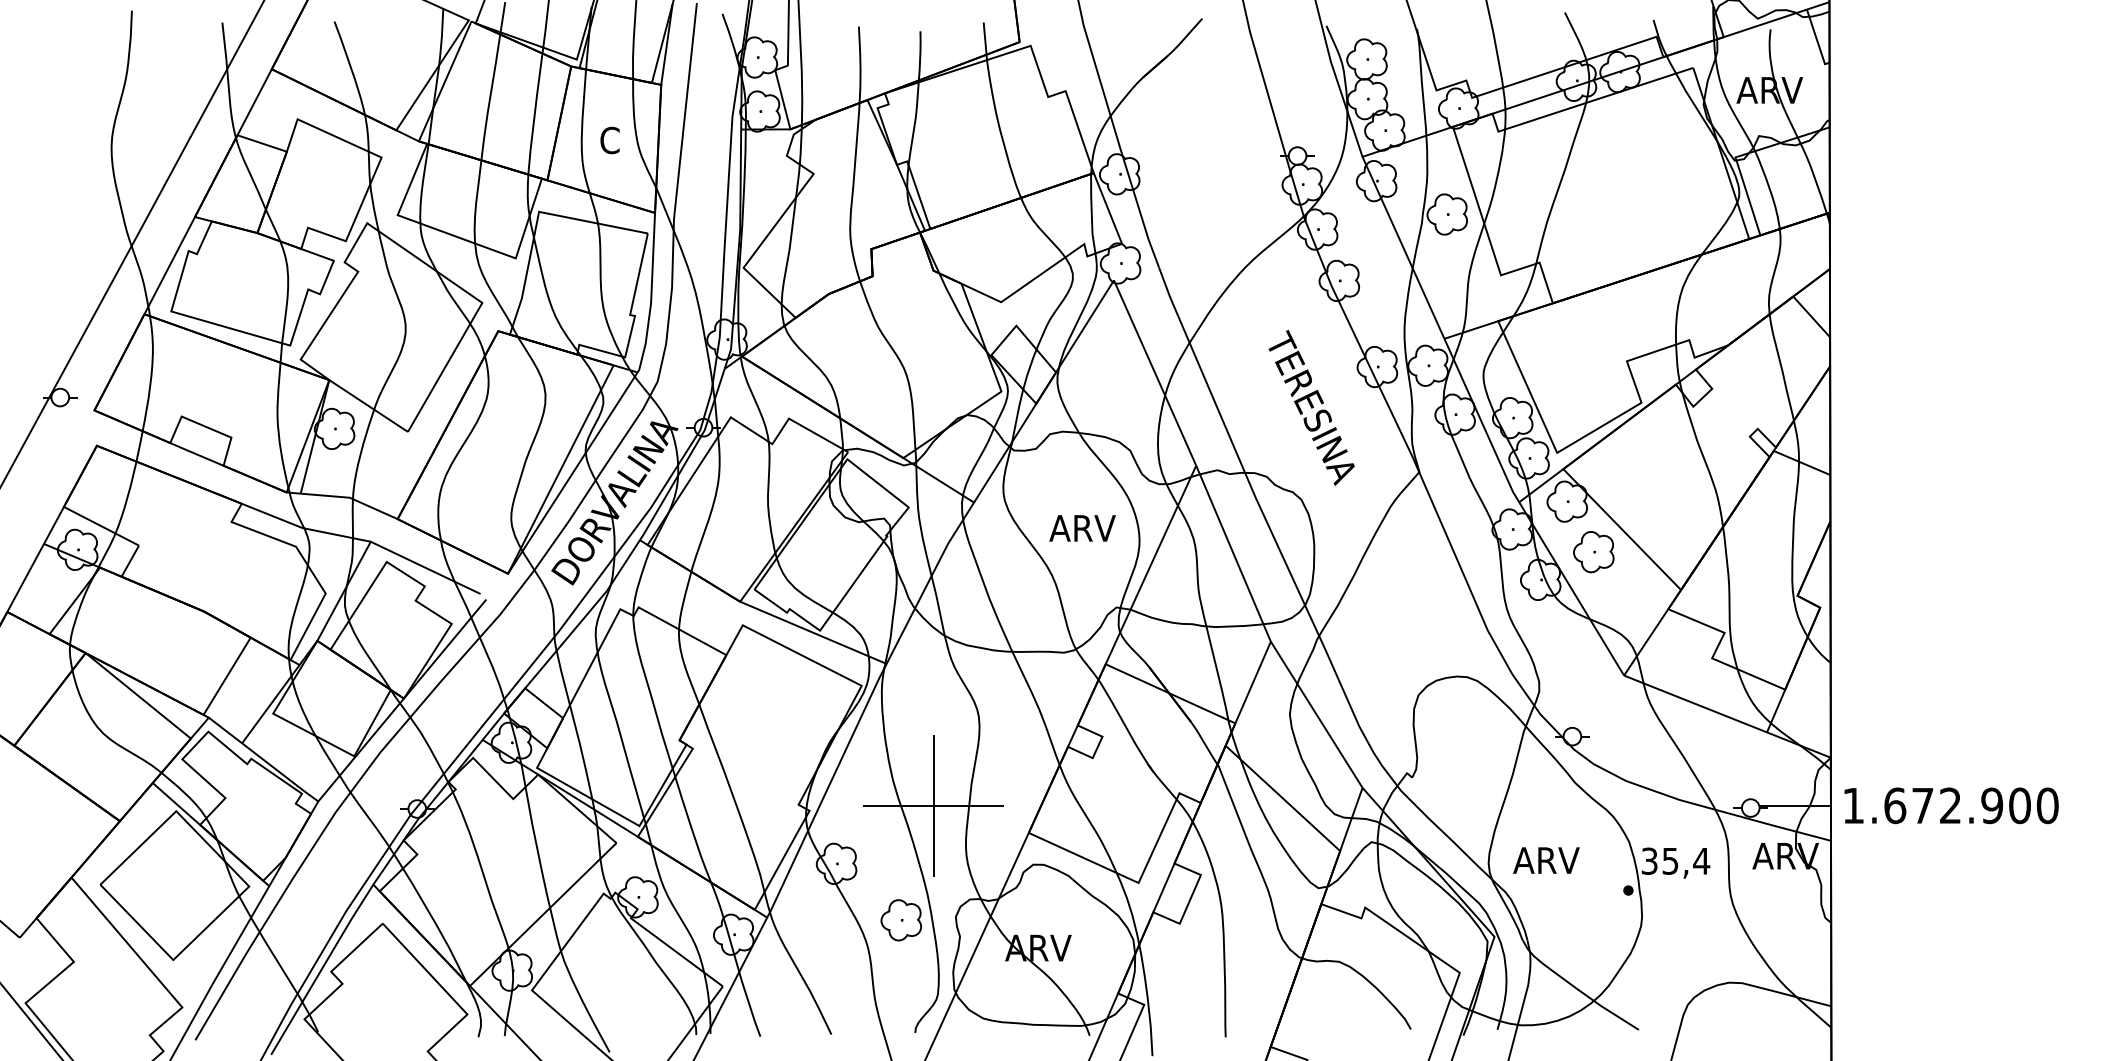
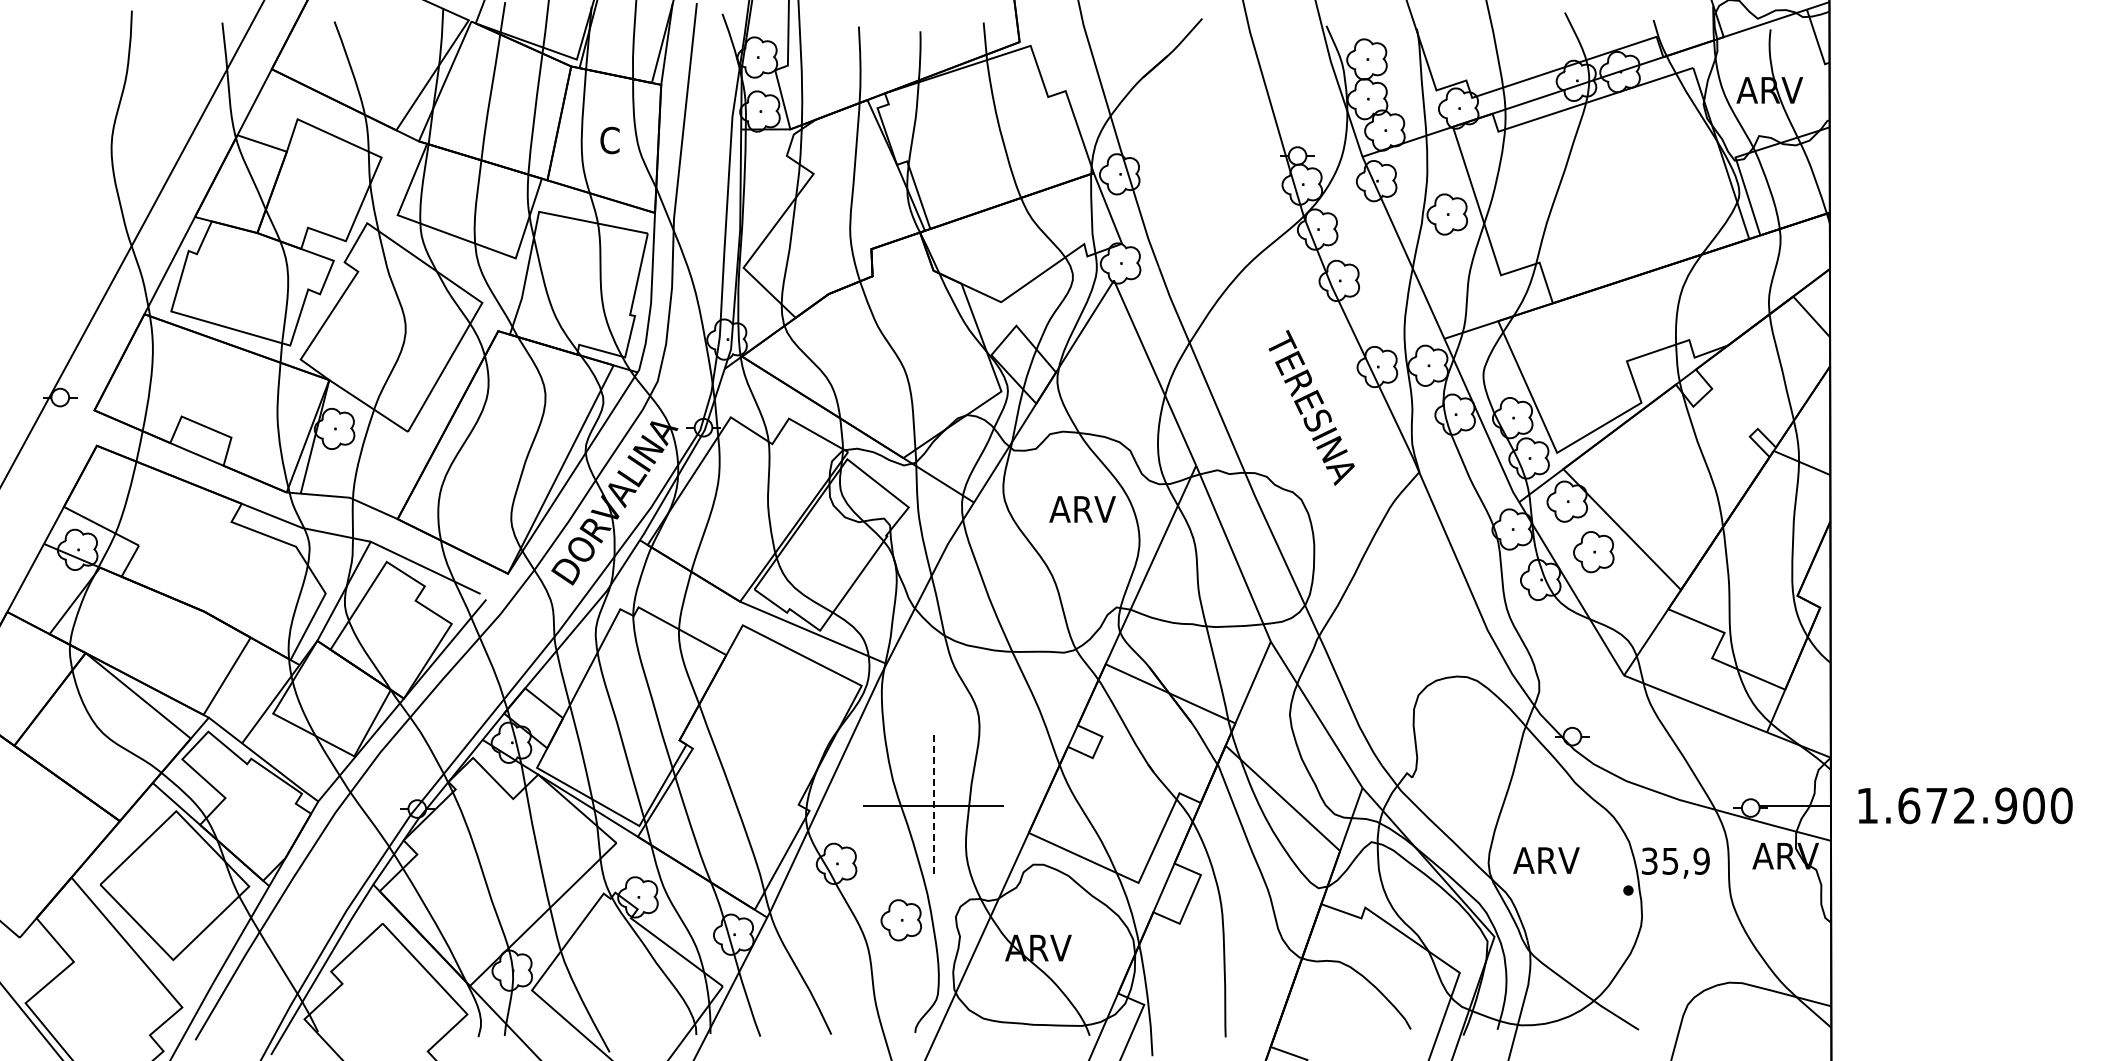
text position: (1082, 528) -> (1082, 509) (1082, 509)
line: solid -> dashed (933, 805)
text position: (1951, 805) -> (1965, 805) (1965, 805)
text: 35,4 -> 35,9 (1701, 860)
